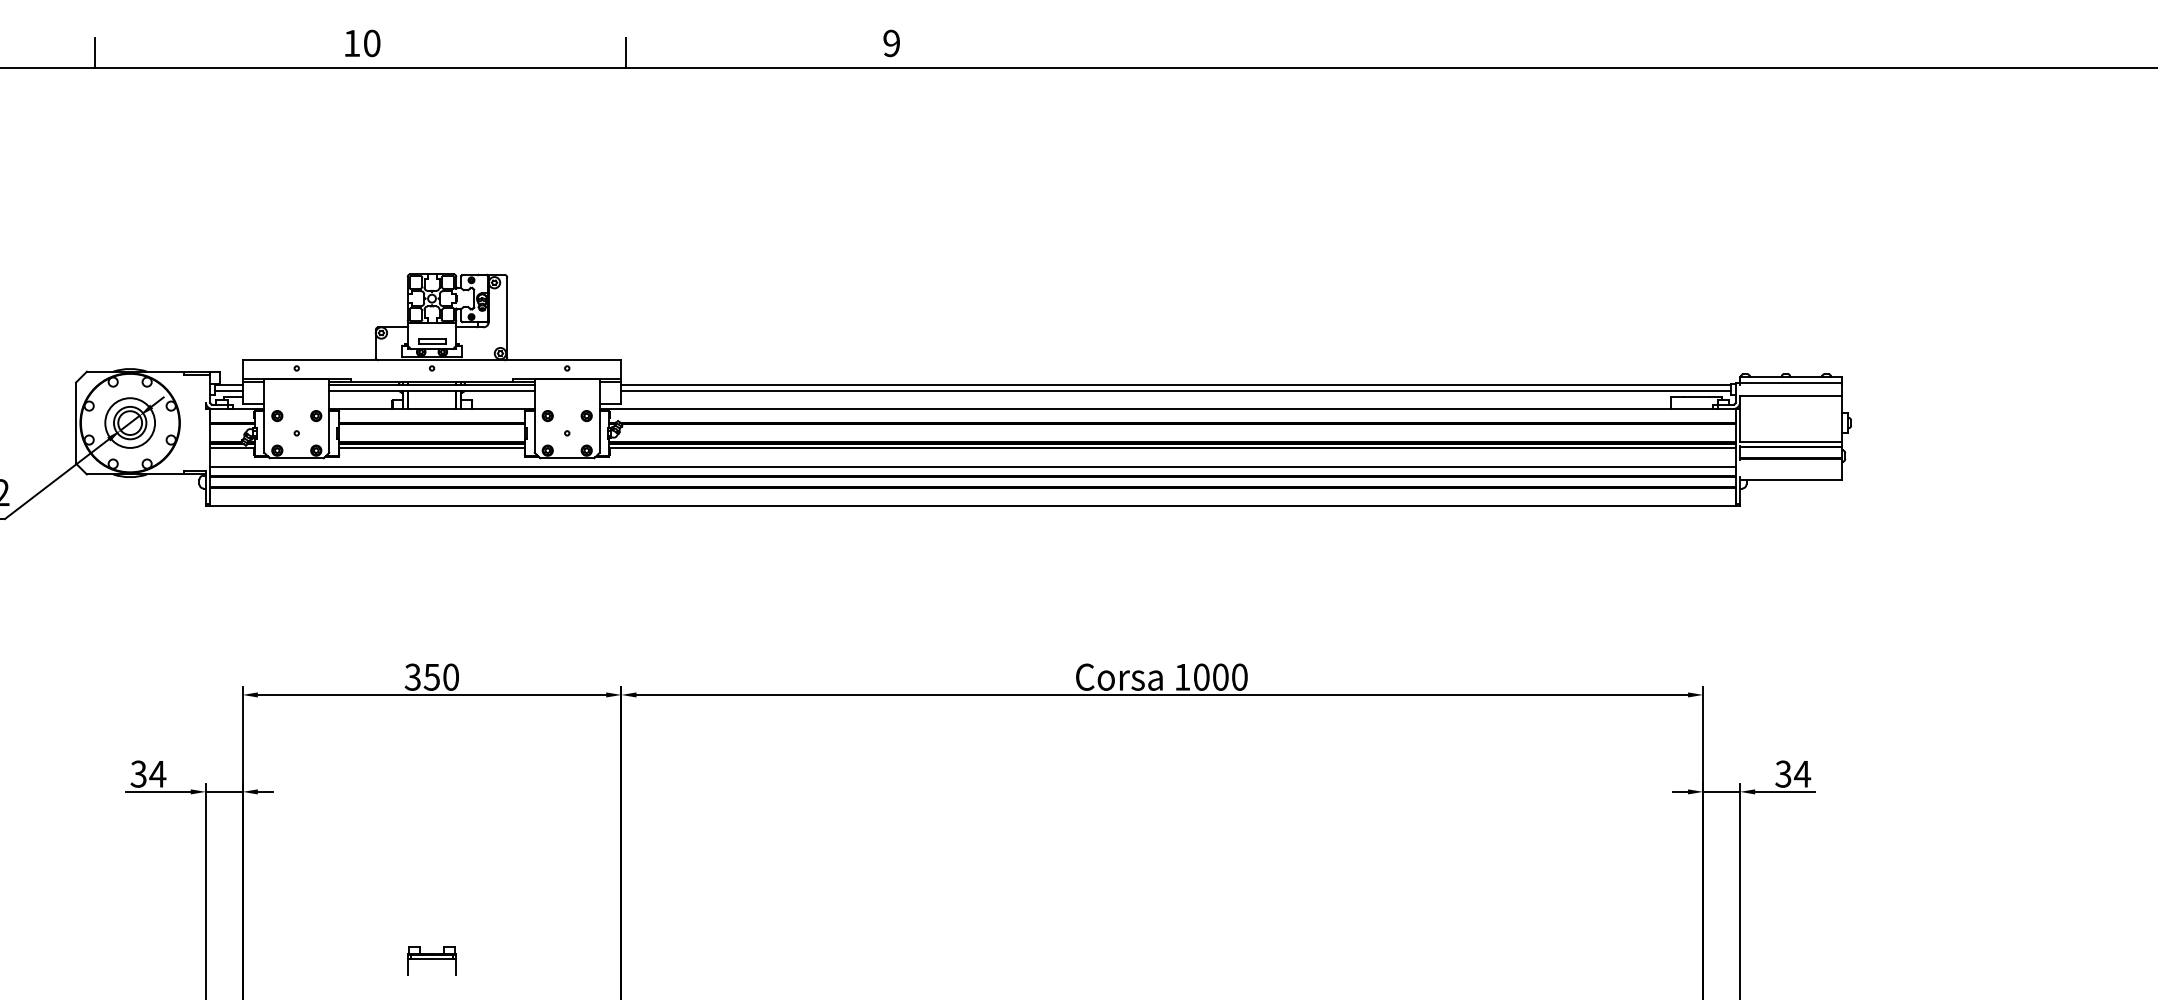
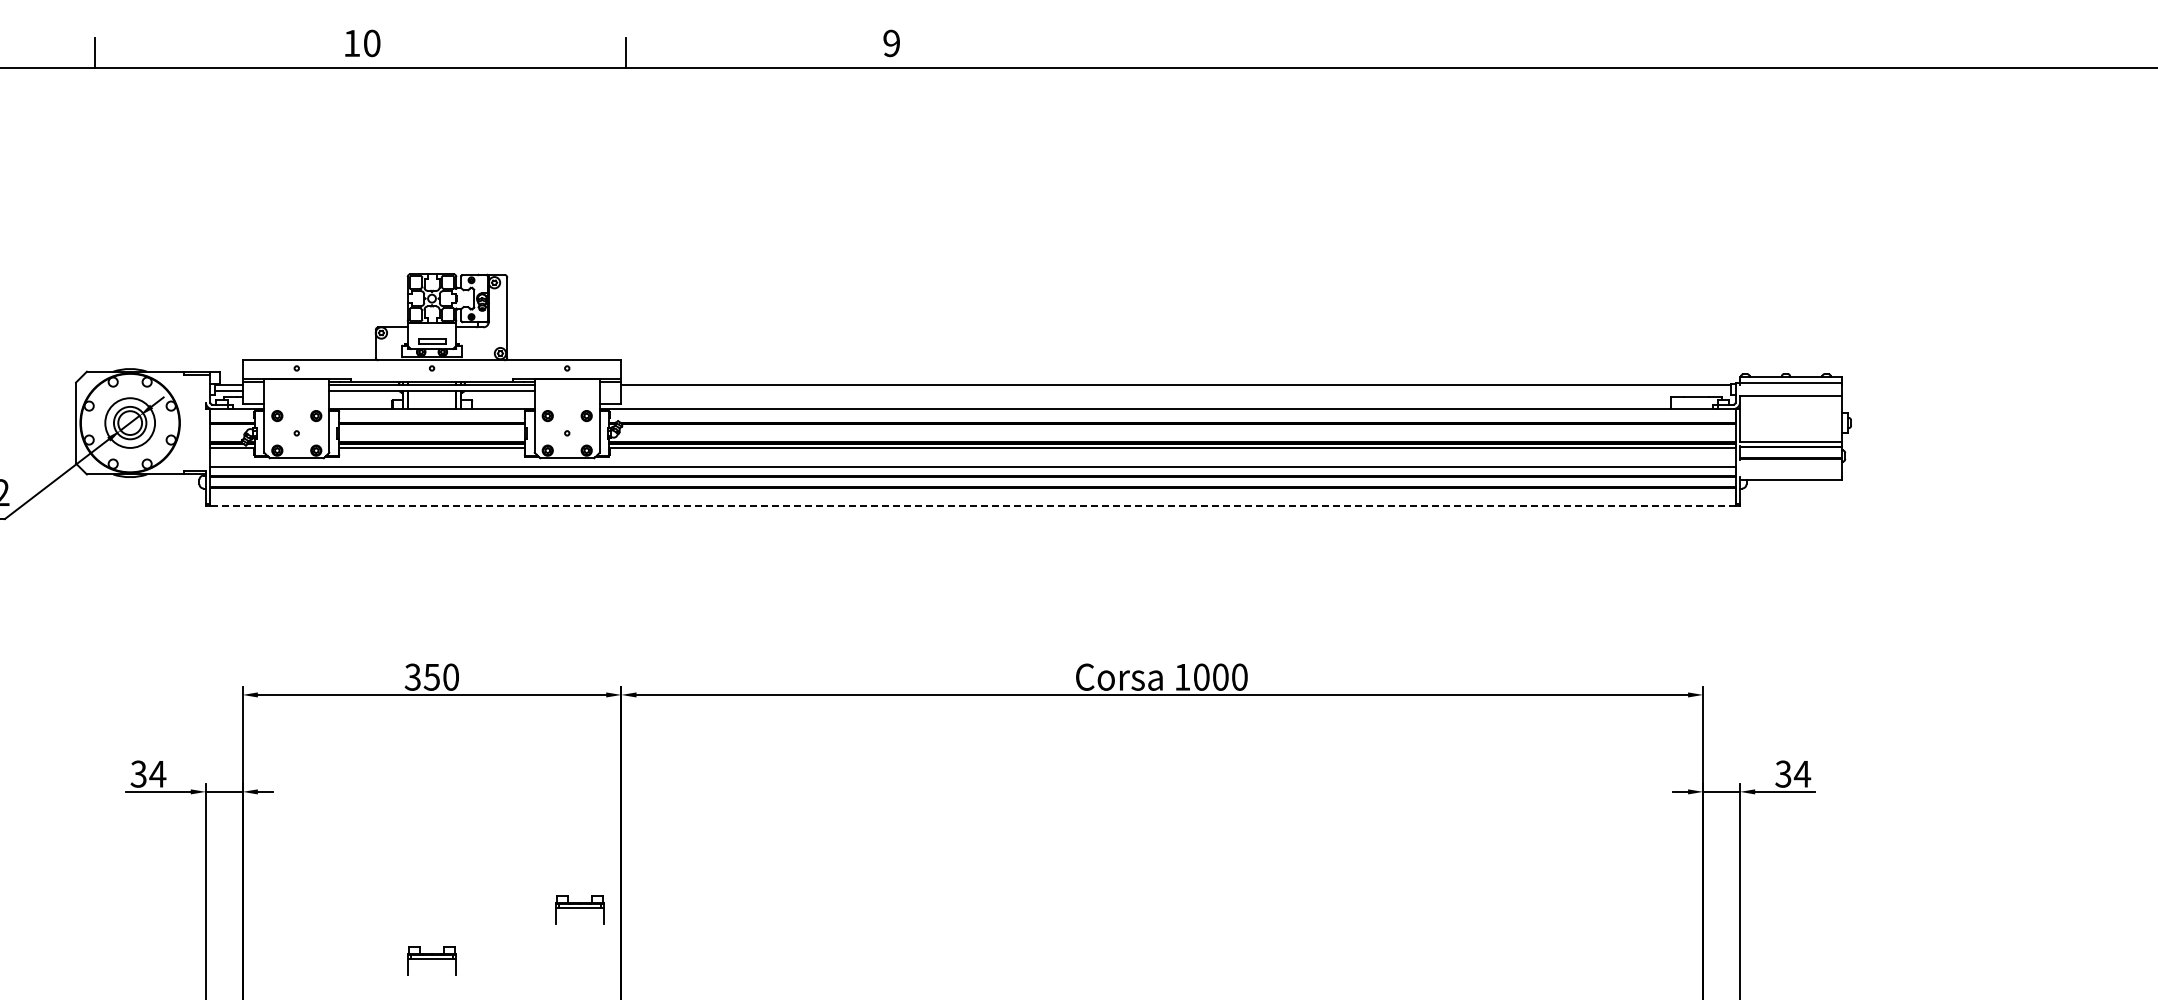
line: present -> none (1176, 391)
line: solid -> dashed (972, 506)
part: none -> present (579, 909)
